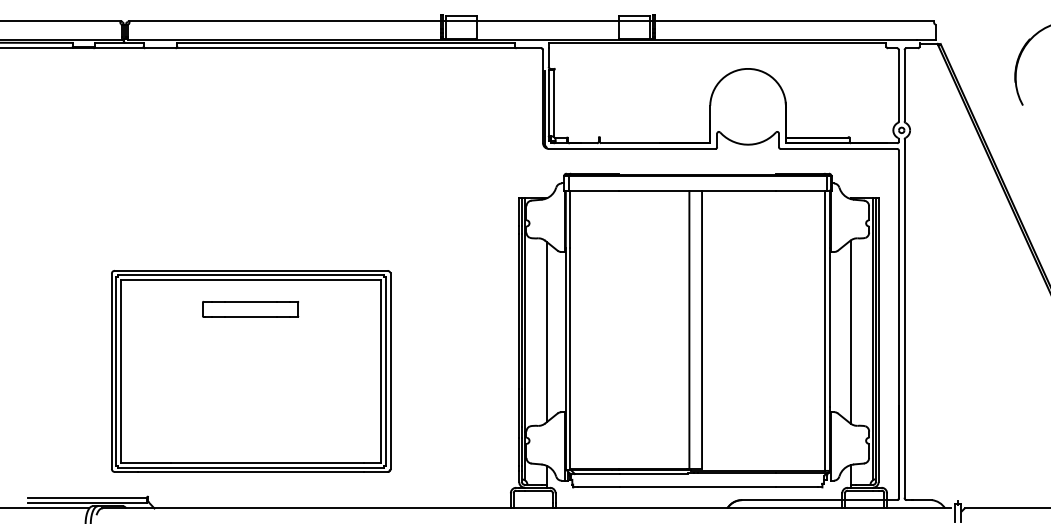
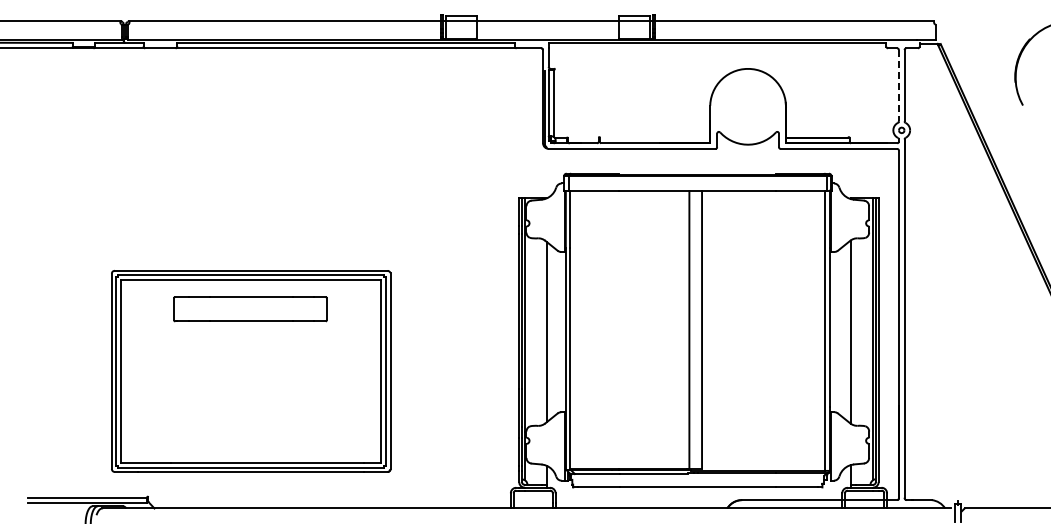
line: solid -> dashed (898, 85)
part size: 98x17 px -> 155x27 px (250, 309)
line: present -> none (45, 508)
